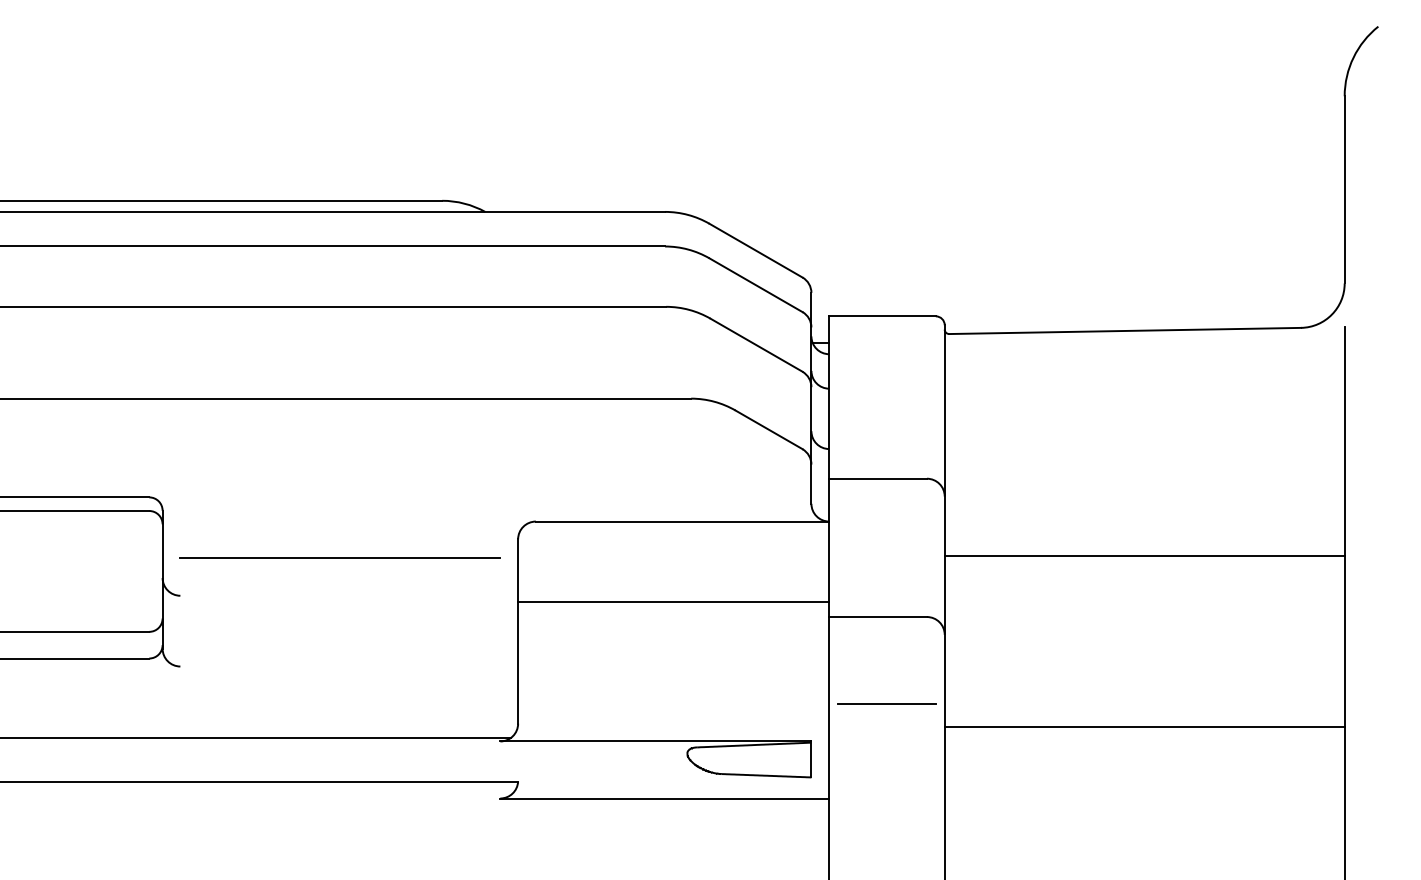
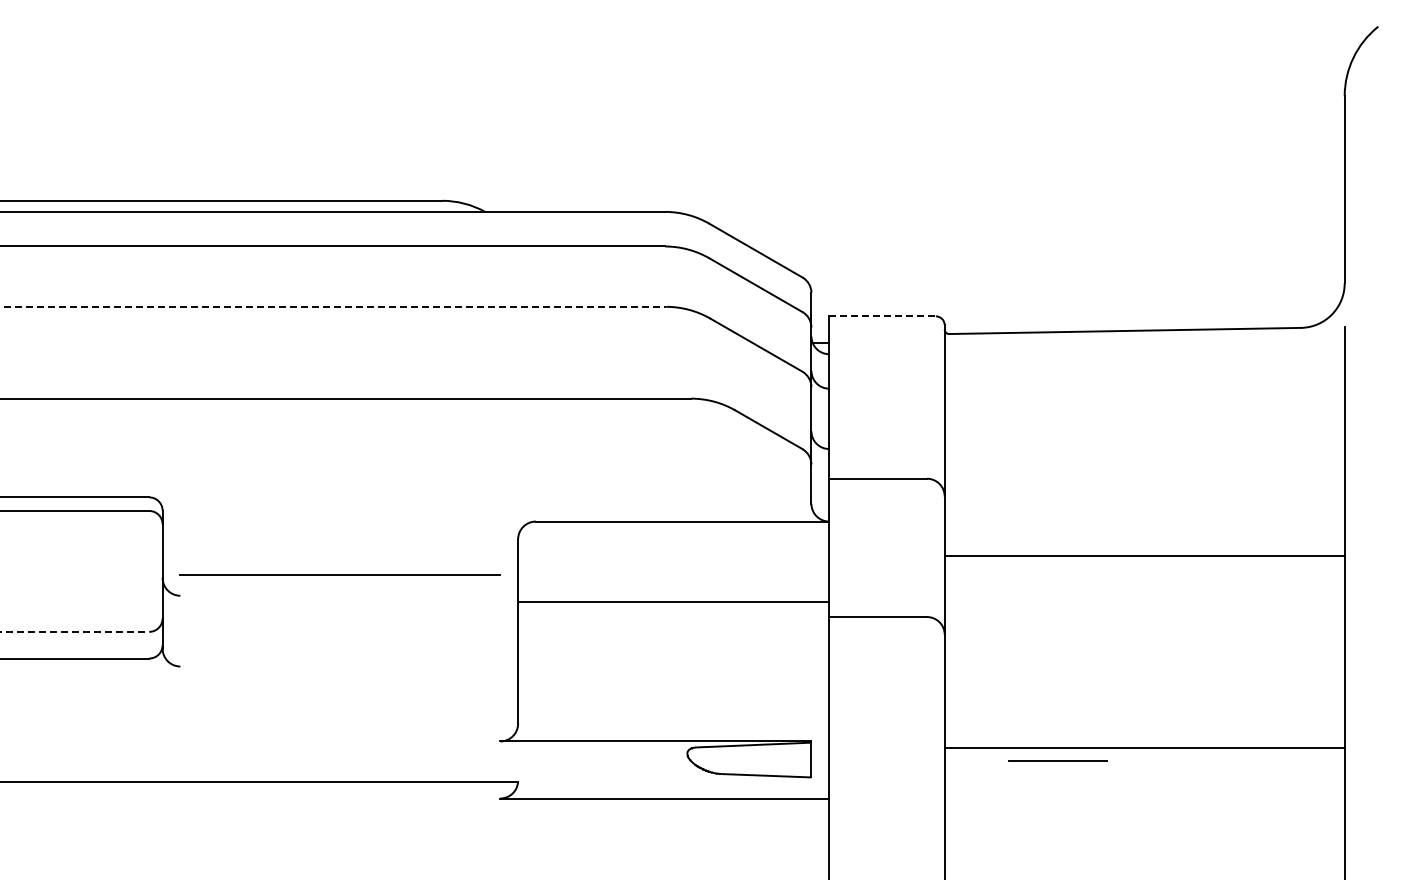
line: solid -> dashed (333, 306)
line: solid -> dashed (883, 316)
line position: (339, 557) -> (339, 574) (339, 574)
line: solid -> dashed (75, 631)
line position: (886, 703) -> (1057, 760) (1057, 760)
line position: (1144, 726) -> (1144, 747) (1144, 747)
line: present -> none (256, 737)
